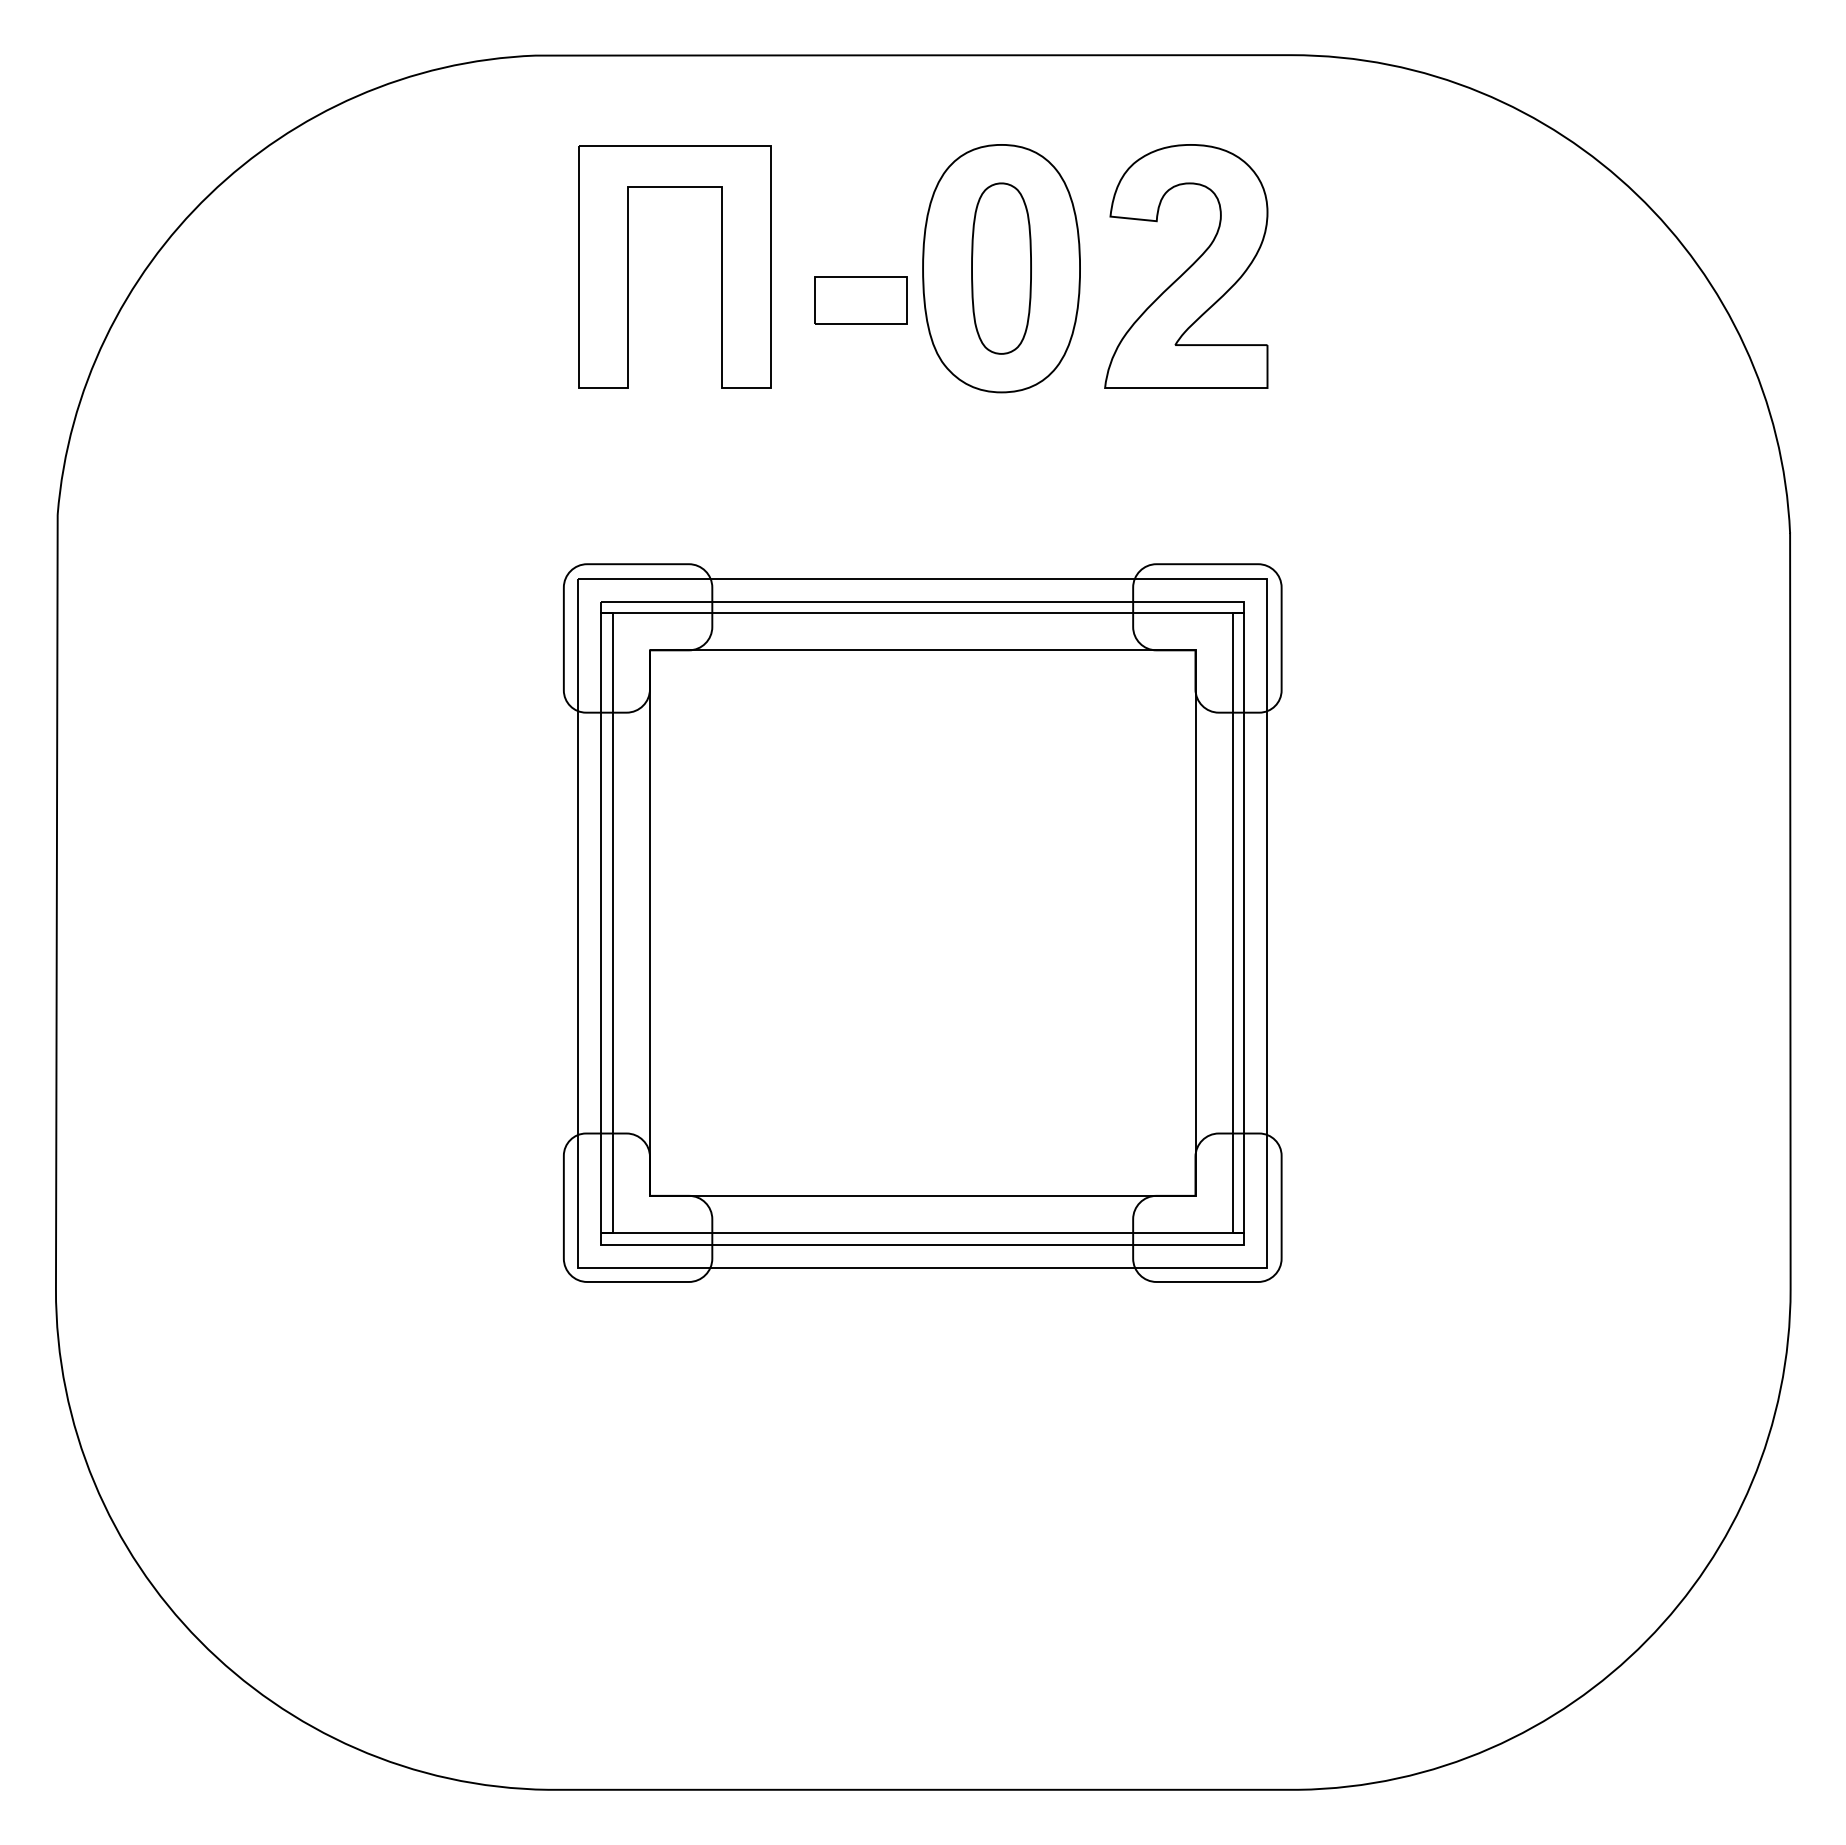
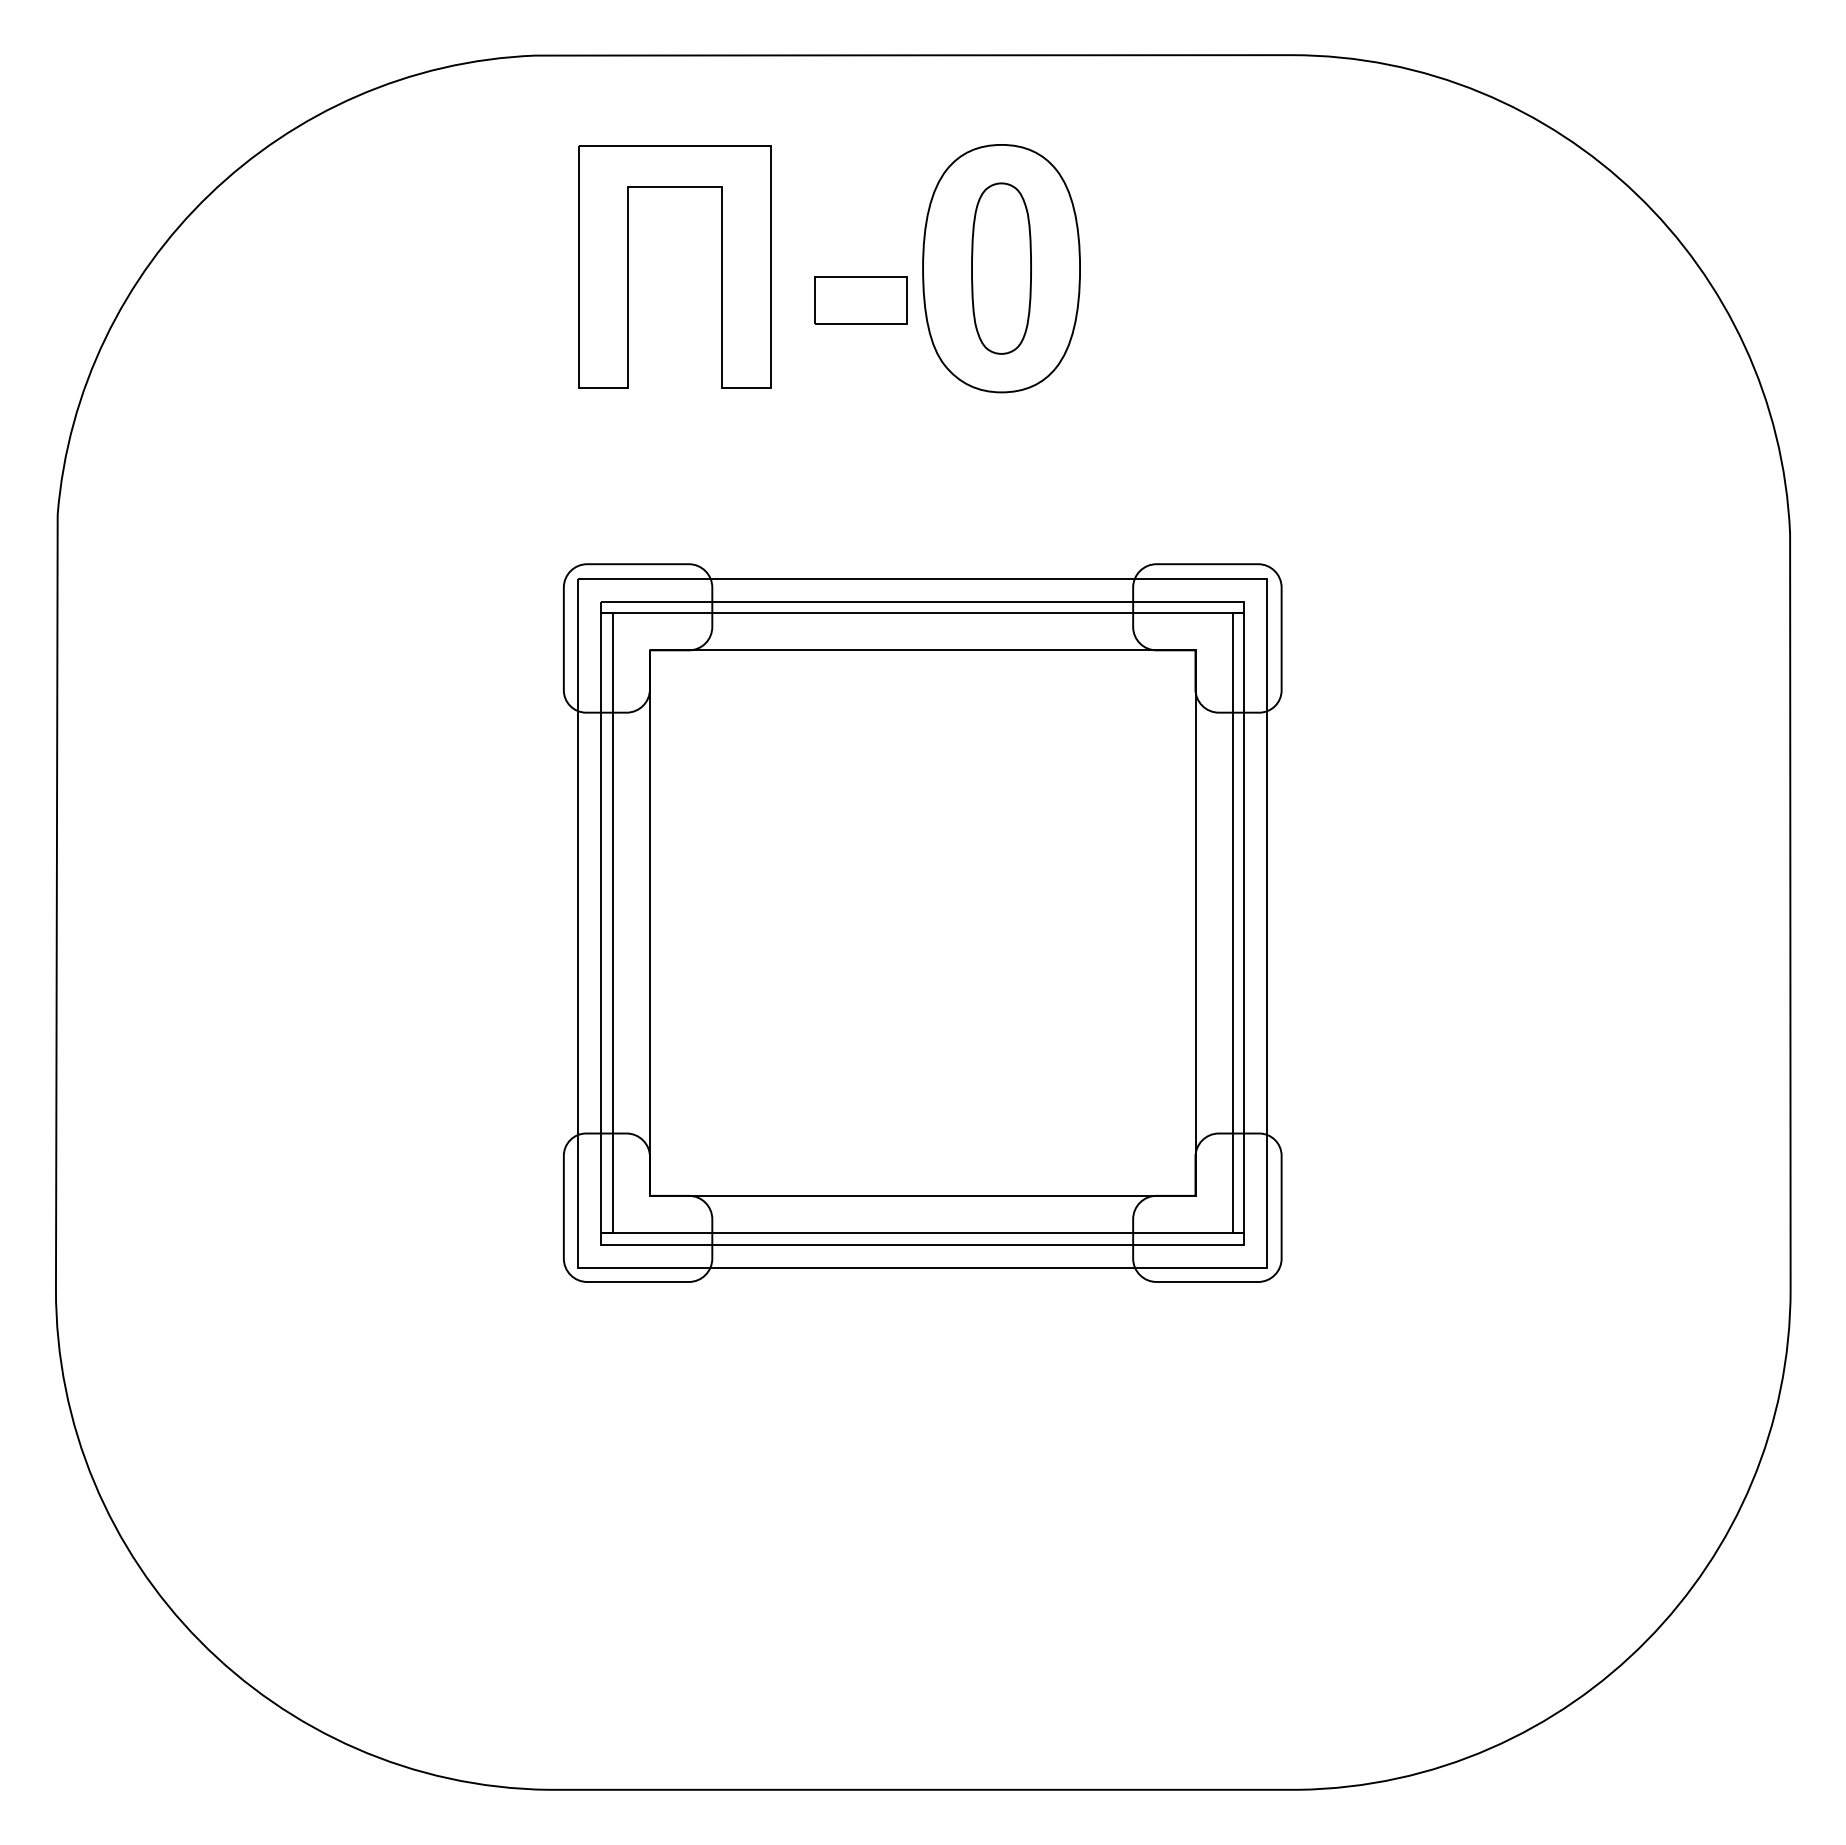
part: present -> none (1186, 266)
